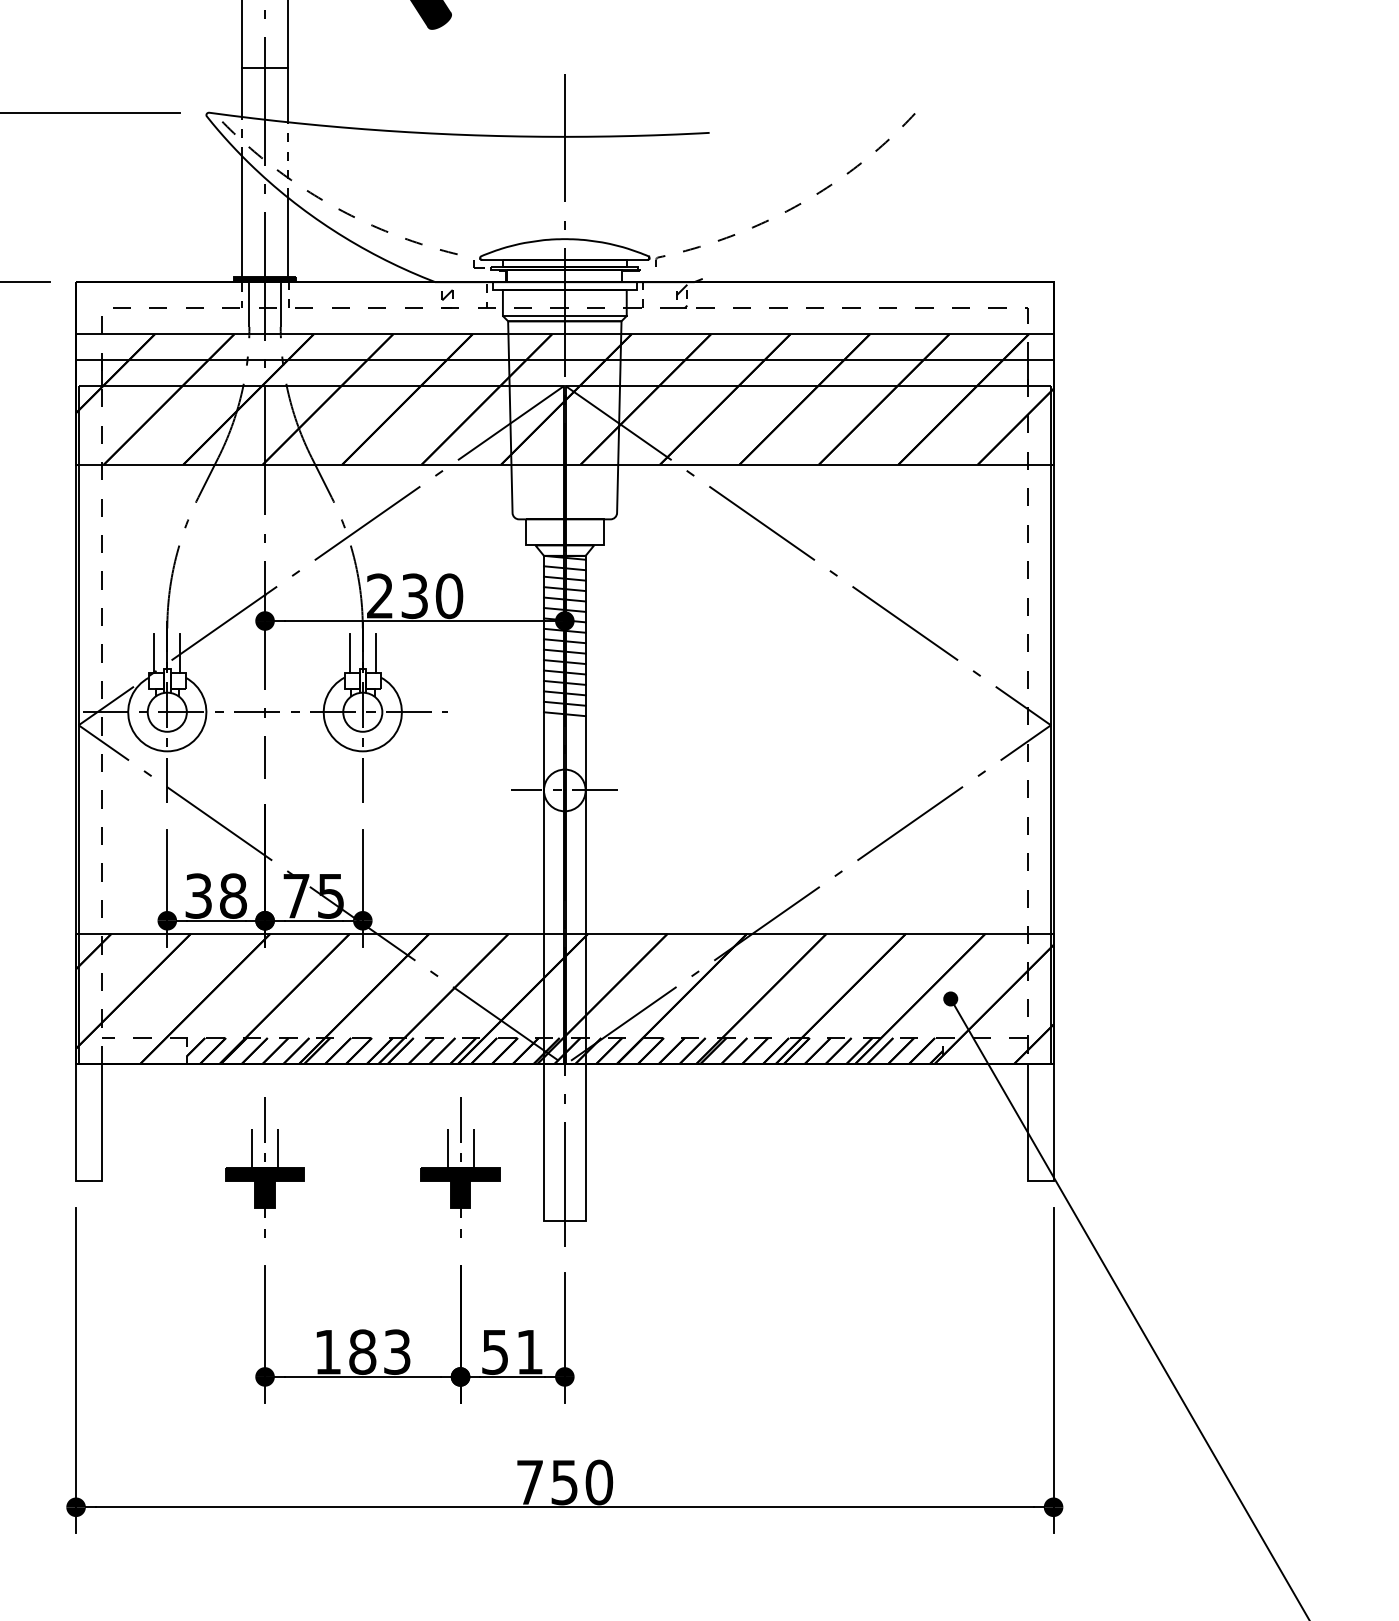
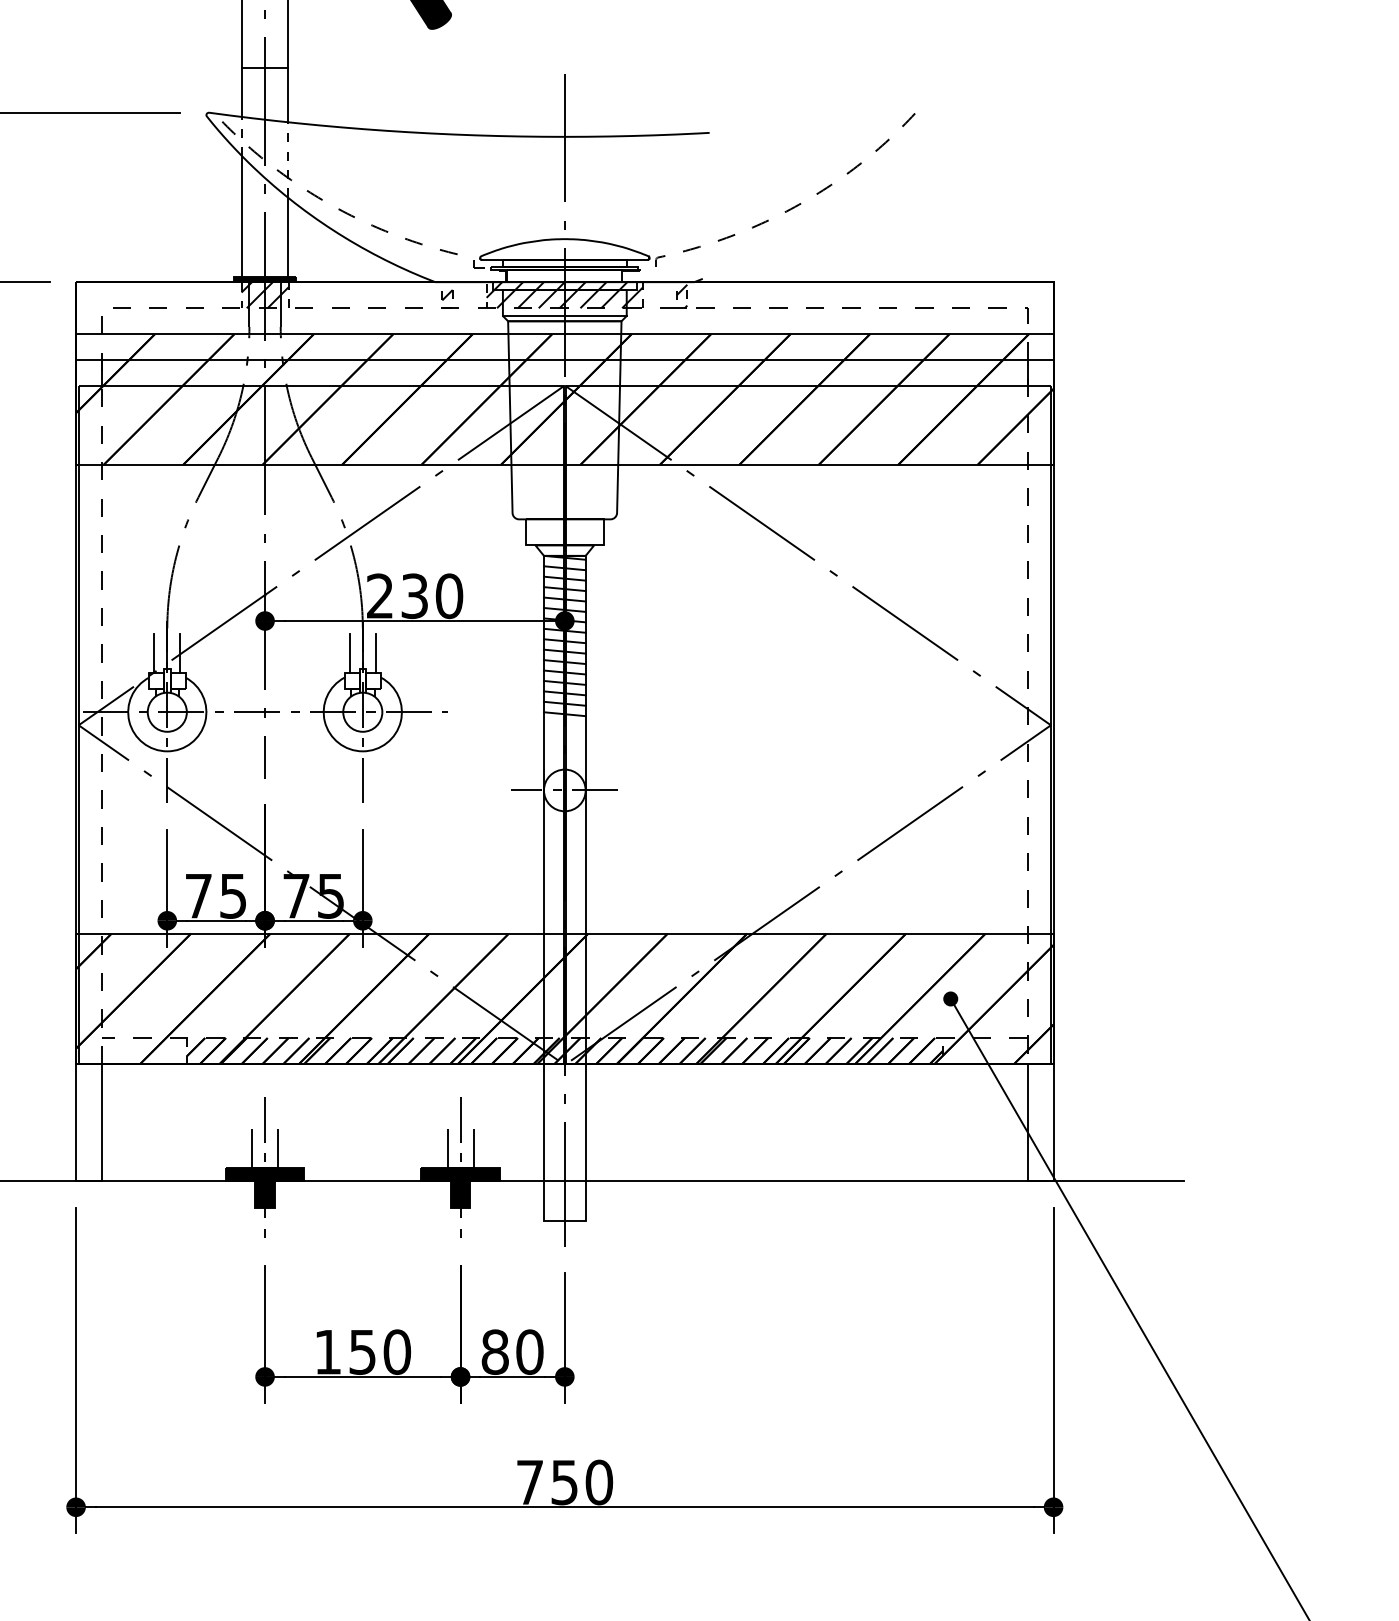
hatch: none -> present (264, 295)
hatch: none -> present (564, 295)
text: 38 -> 75 (215, 895)
line: none -> present (592, 1181)
text: 183 -> 150 (380, 1351)
text: 51 -> 80 (512, 1351)
